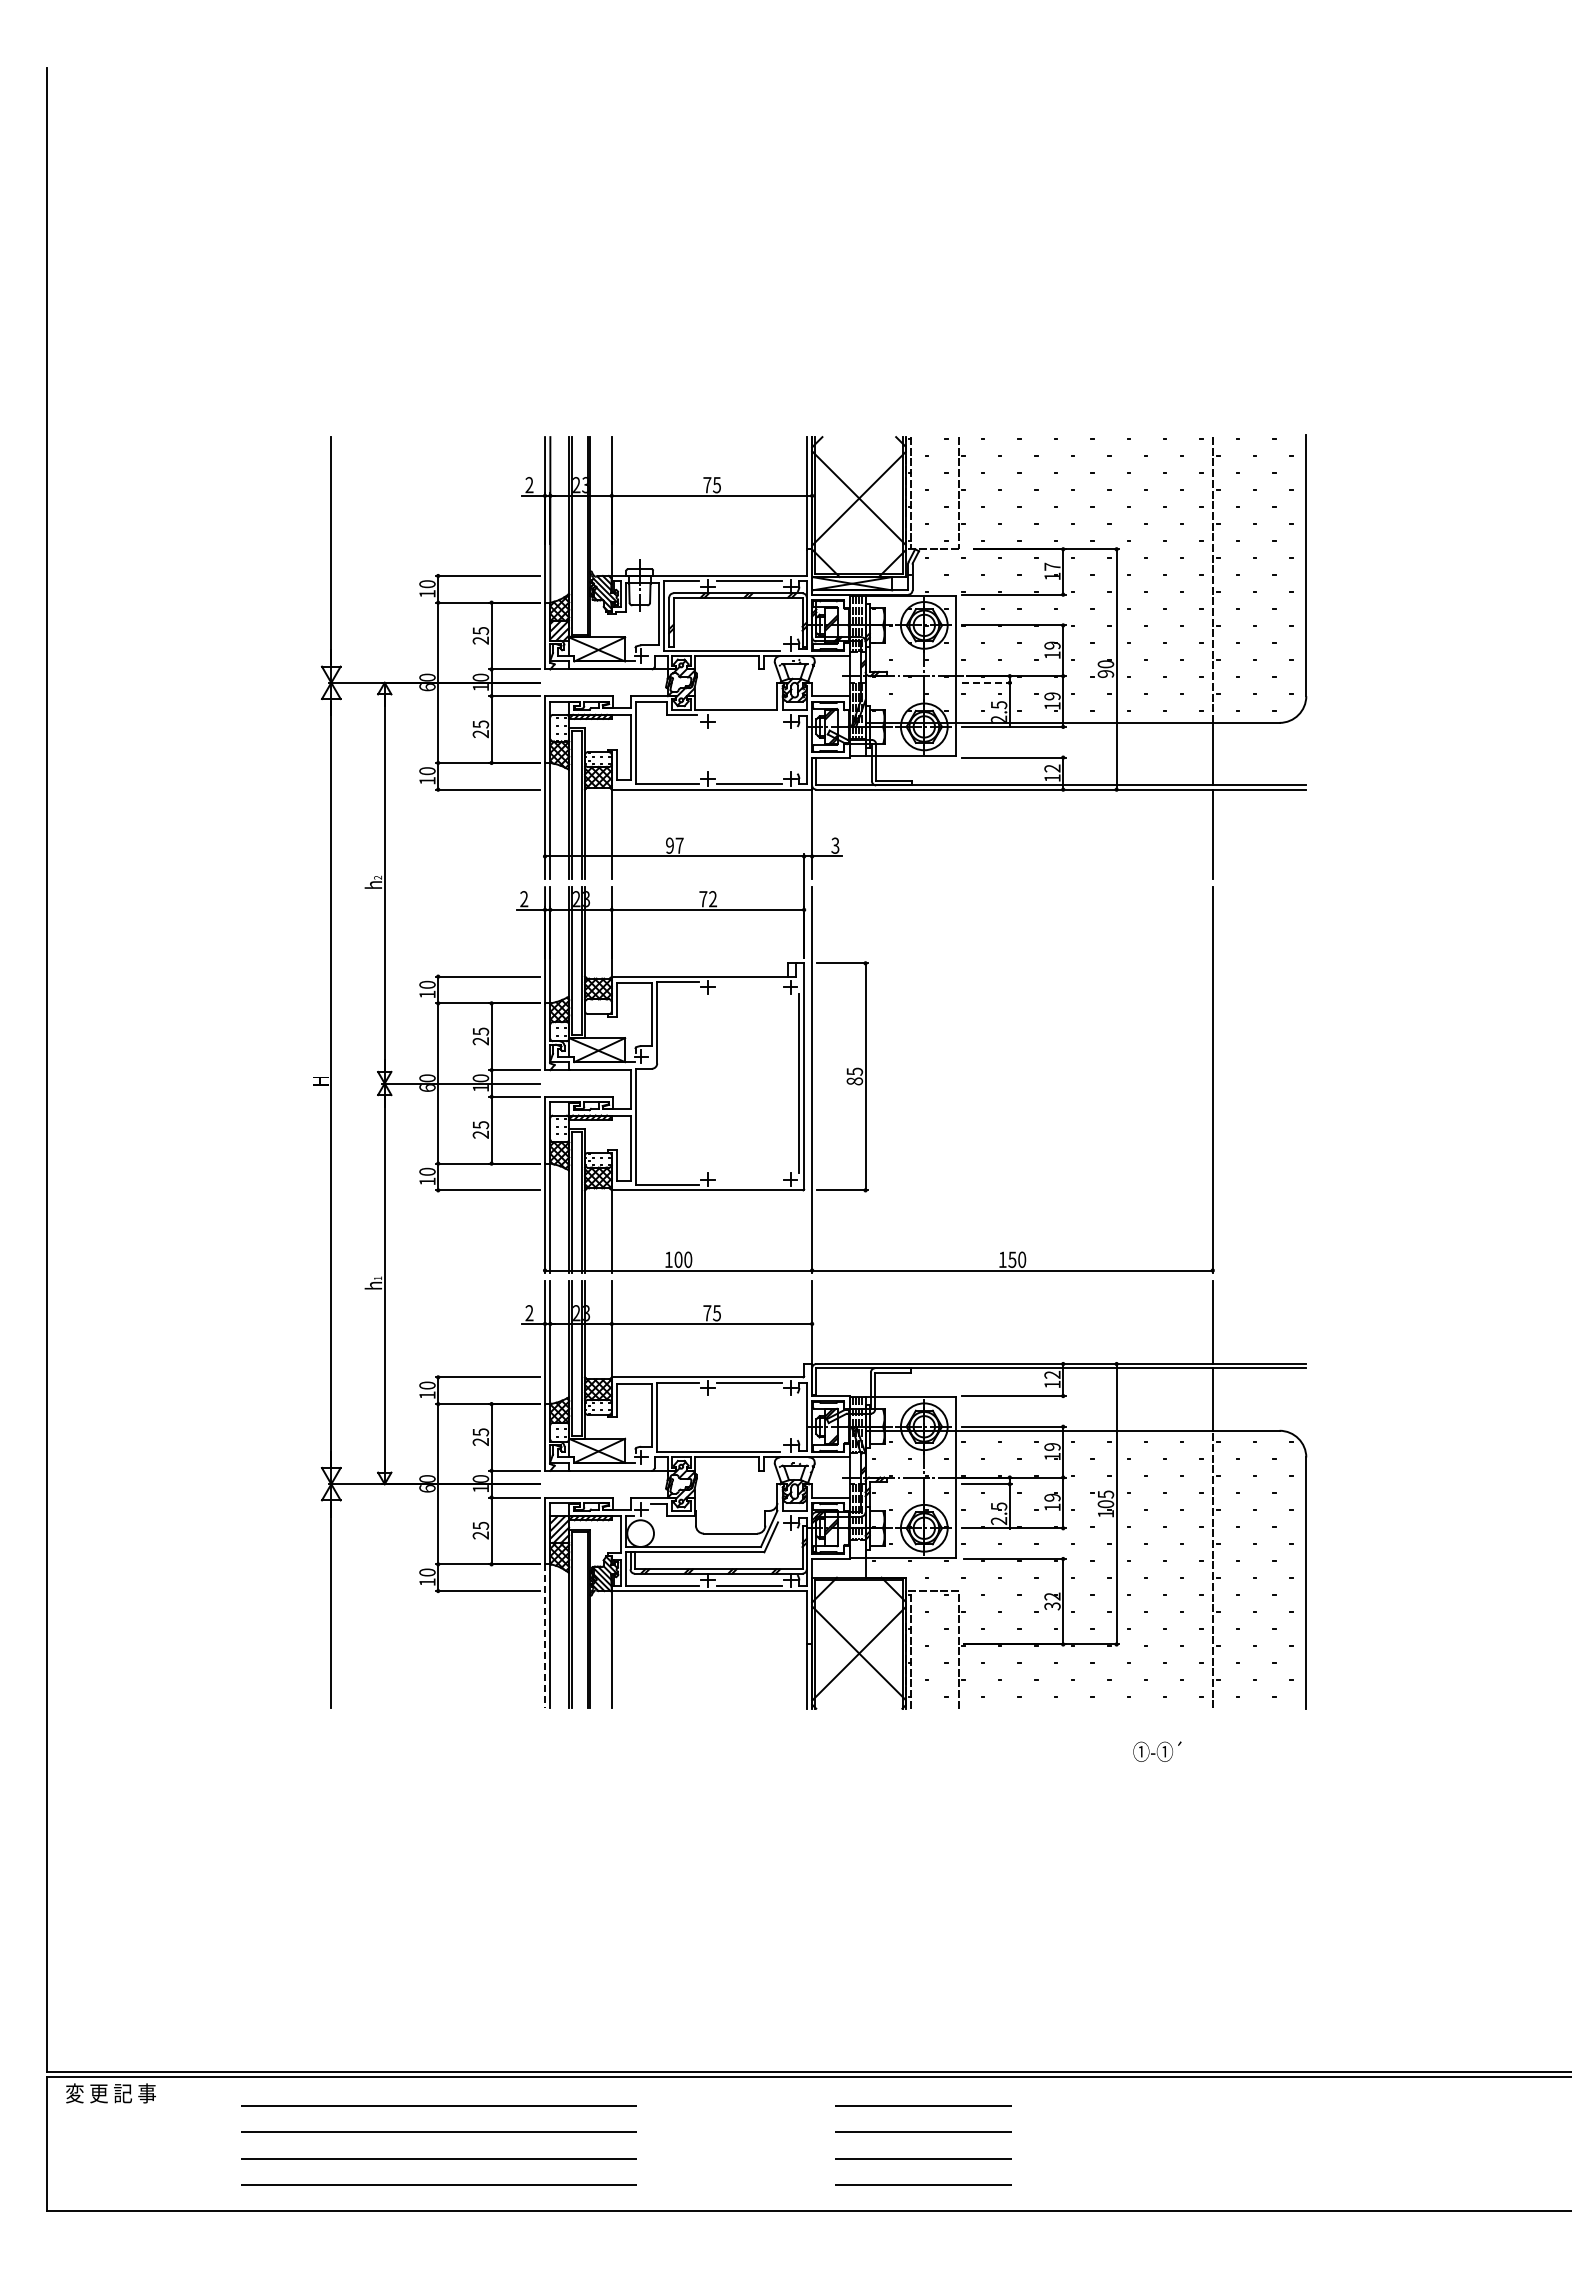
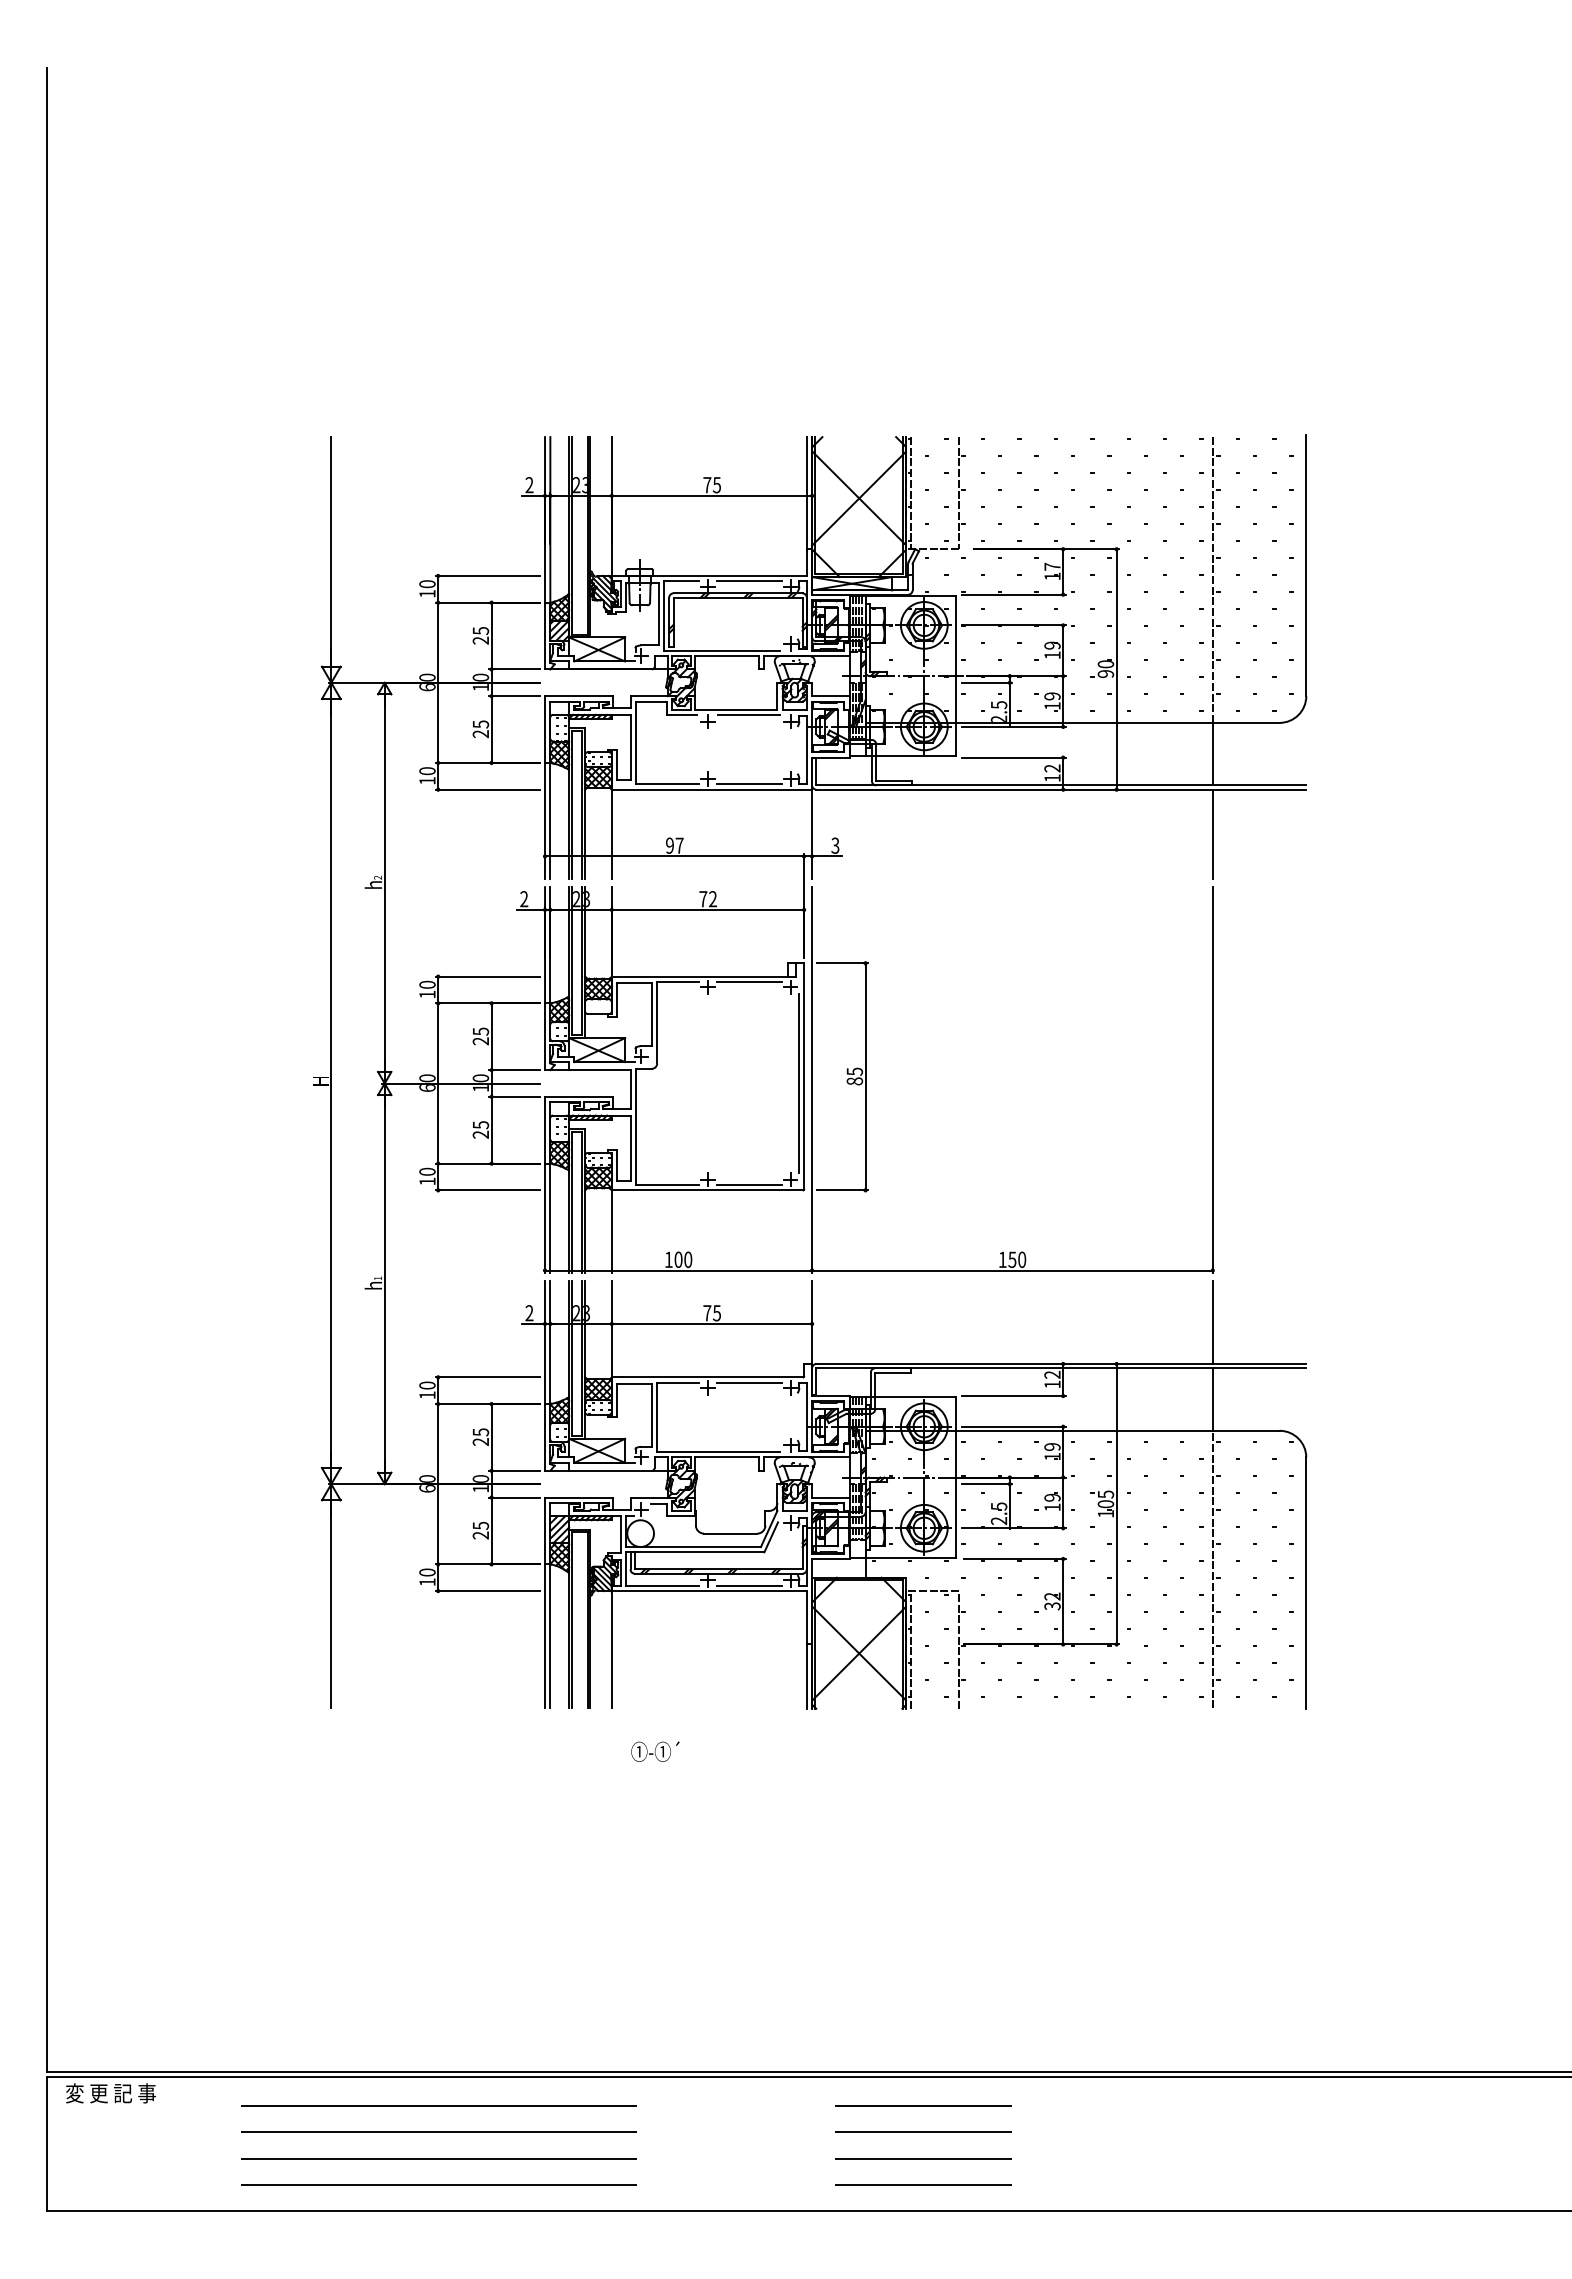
line: dashed -> solid (987, 682)
line: none -> present (749, 714)
line: none -> present (748, 982)
line: none -> present (748, 1185)
line: dashed -> solid (545, 1636)
text position: (1157, 1751) -> (655, 1751) (655, 1751)
